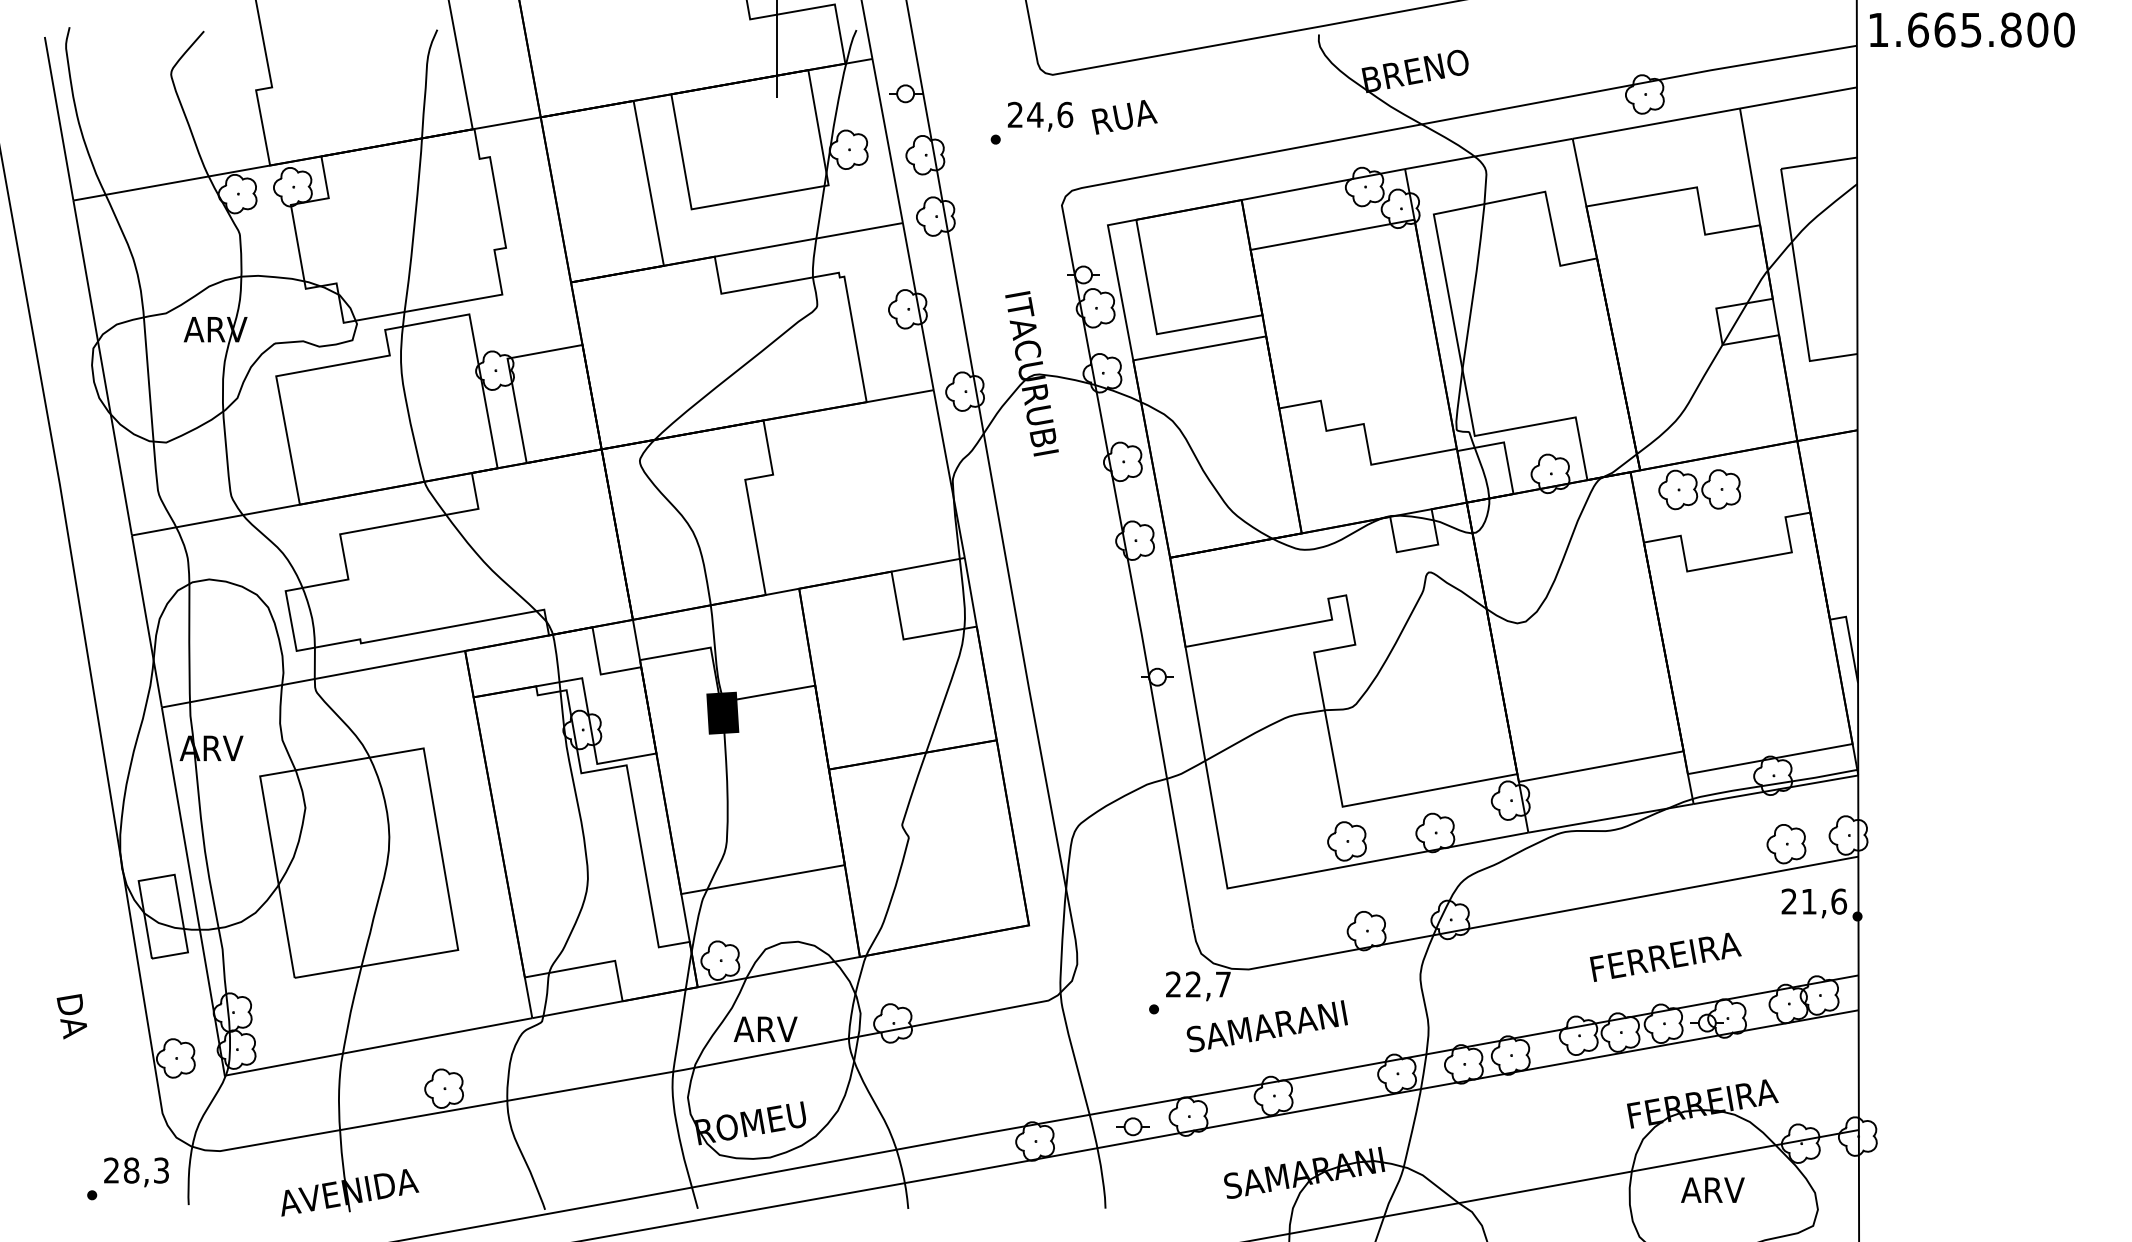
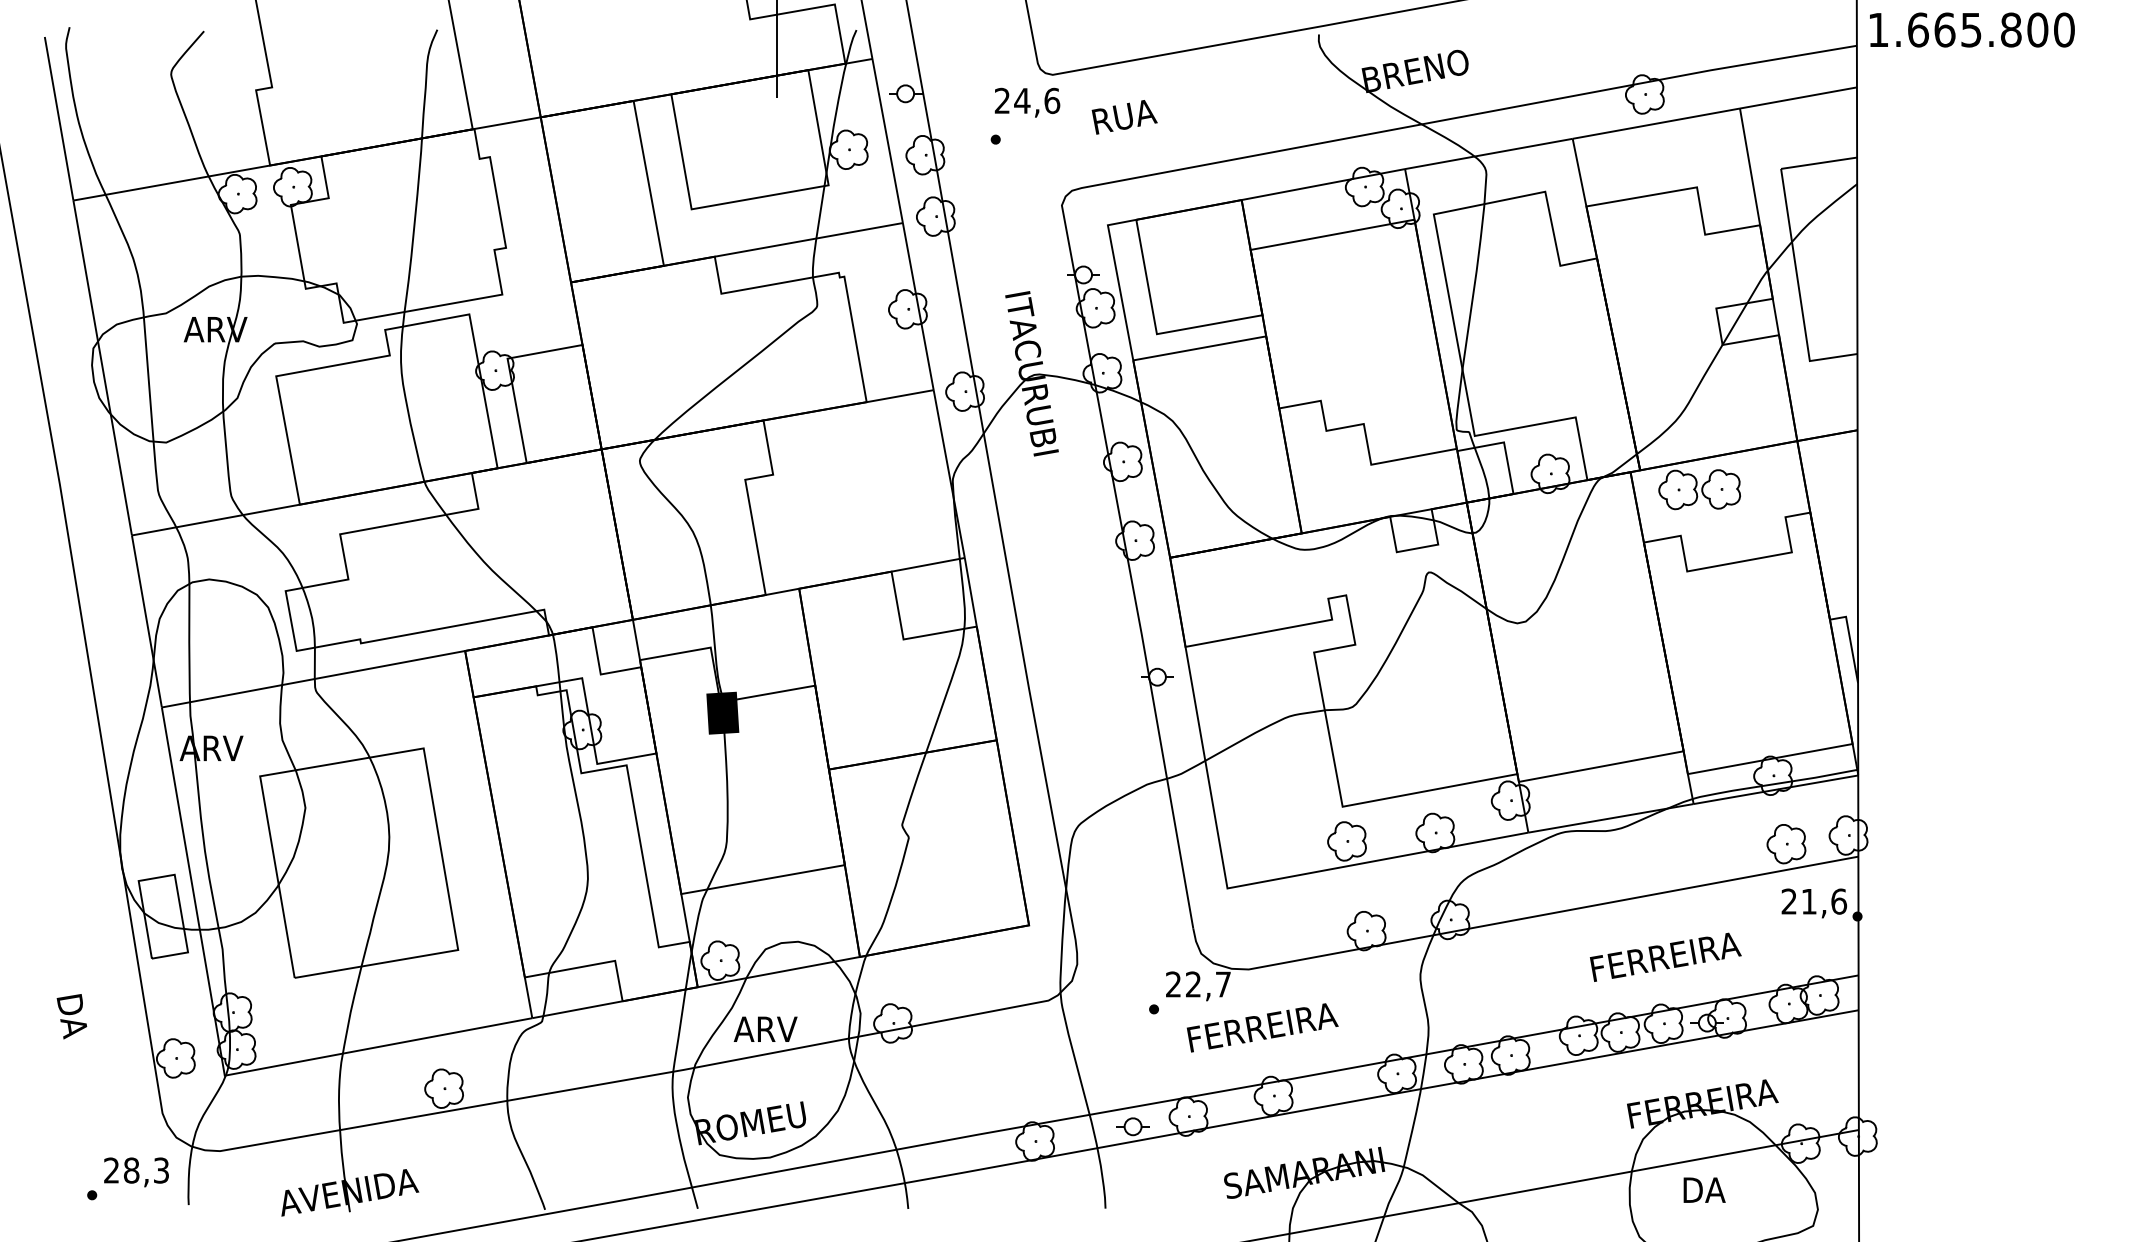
text position: (1040, 116) -> (1027, 102) (1027, 102)
text: SAMARANI -> FERREIRA (1266, 1026)
text: ARV -> DA (1712, 1189)
